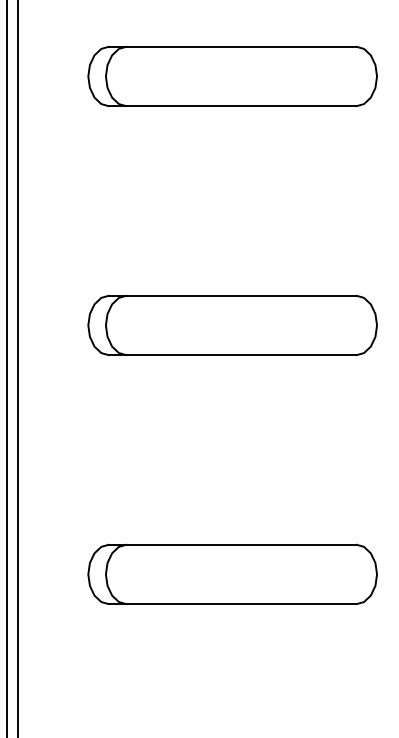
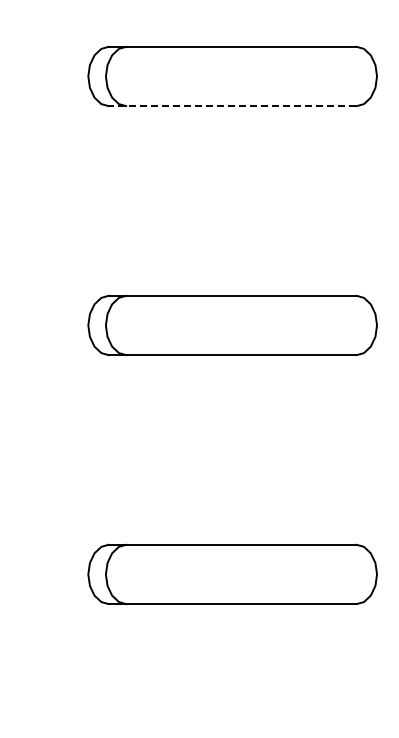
line: solid -> dashed (232, 106)
line: present -> none (7, 368)
line: present -> none (18, 368)
